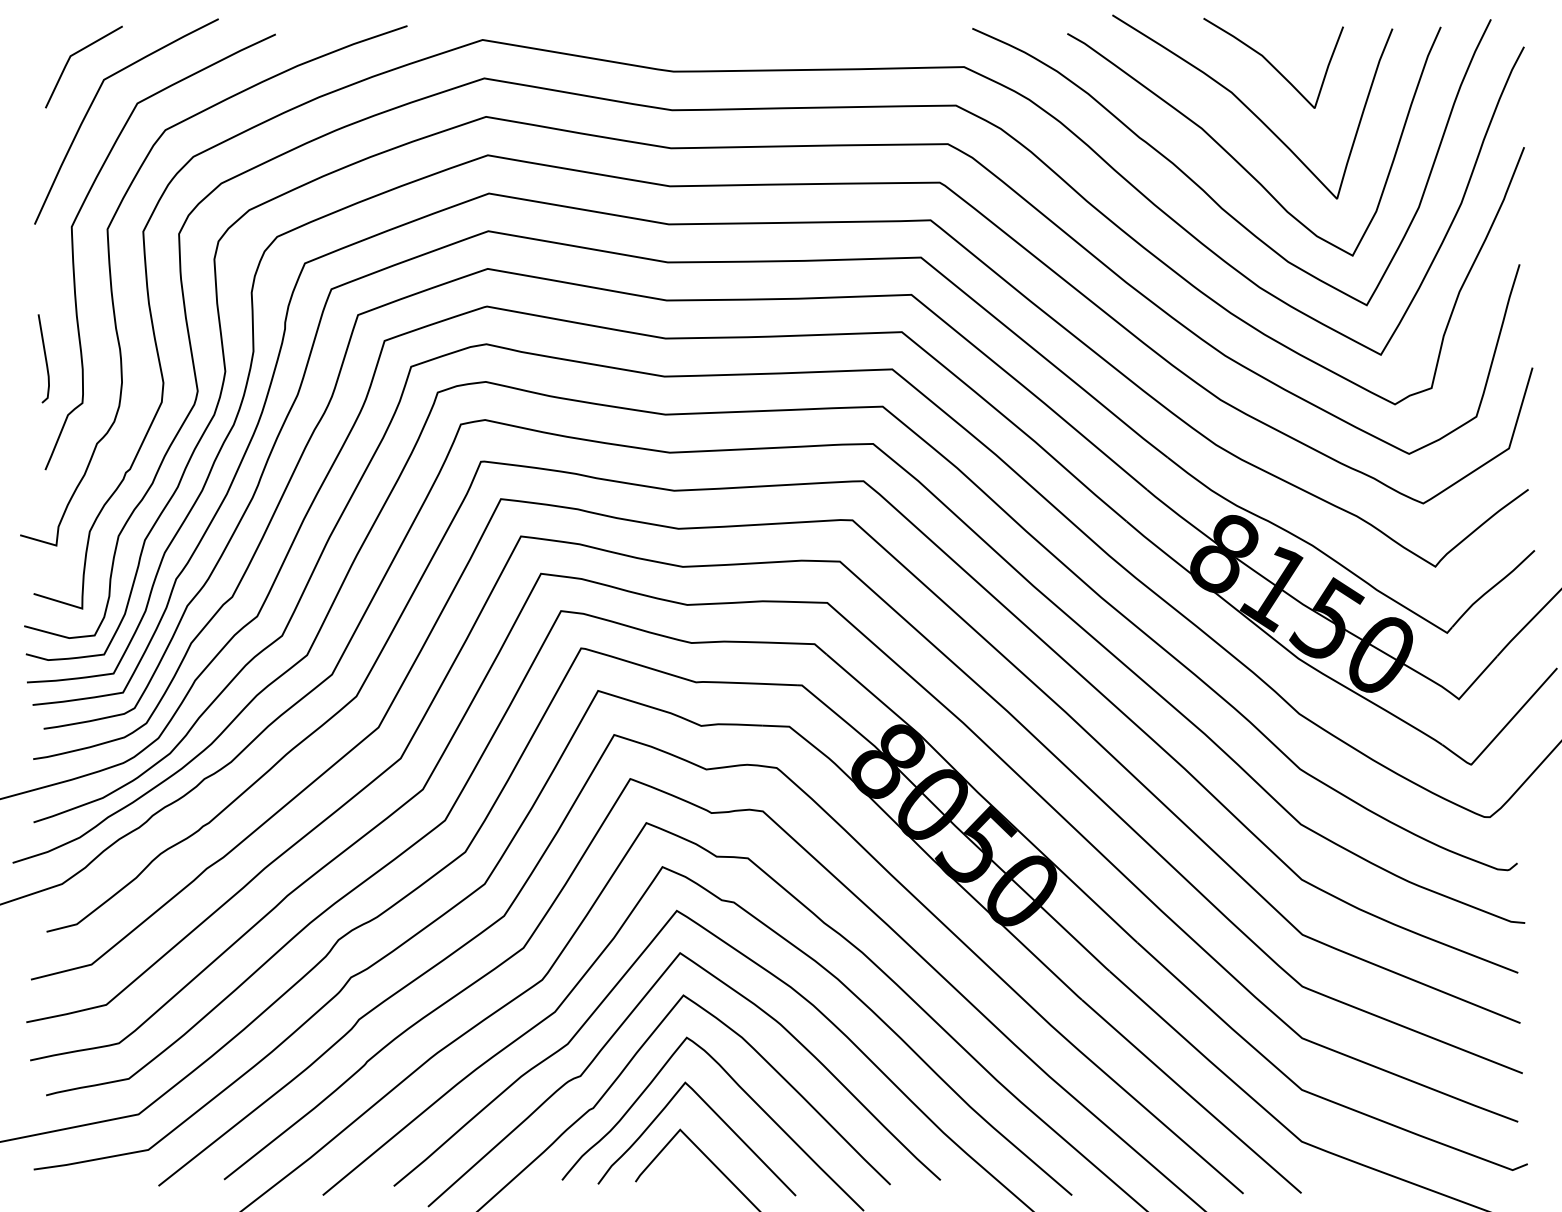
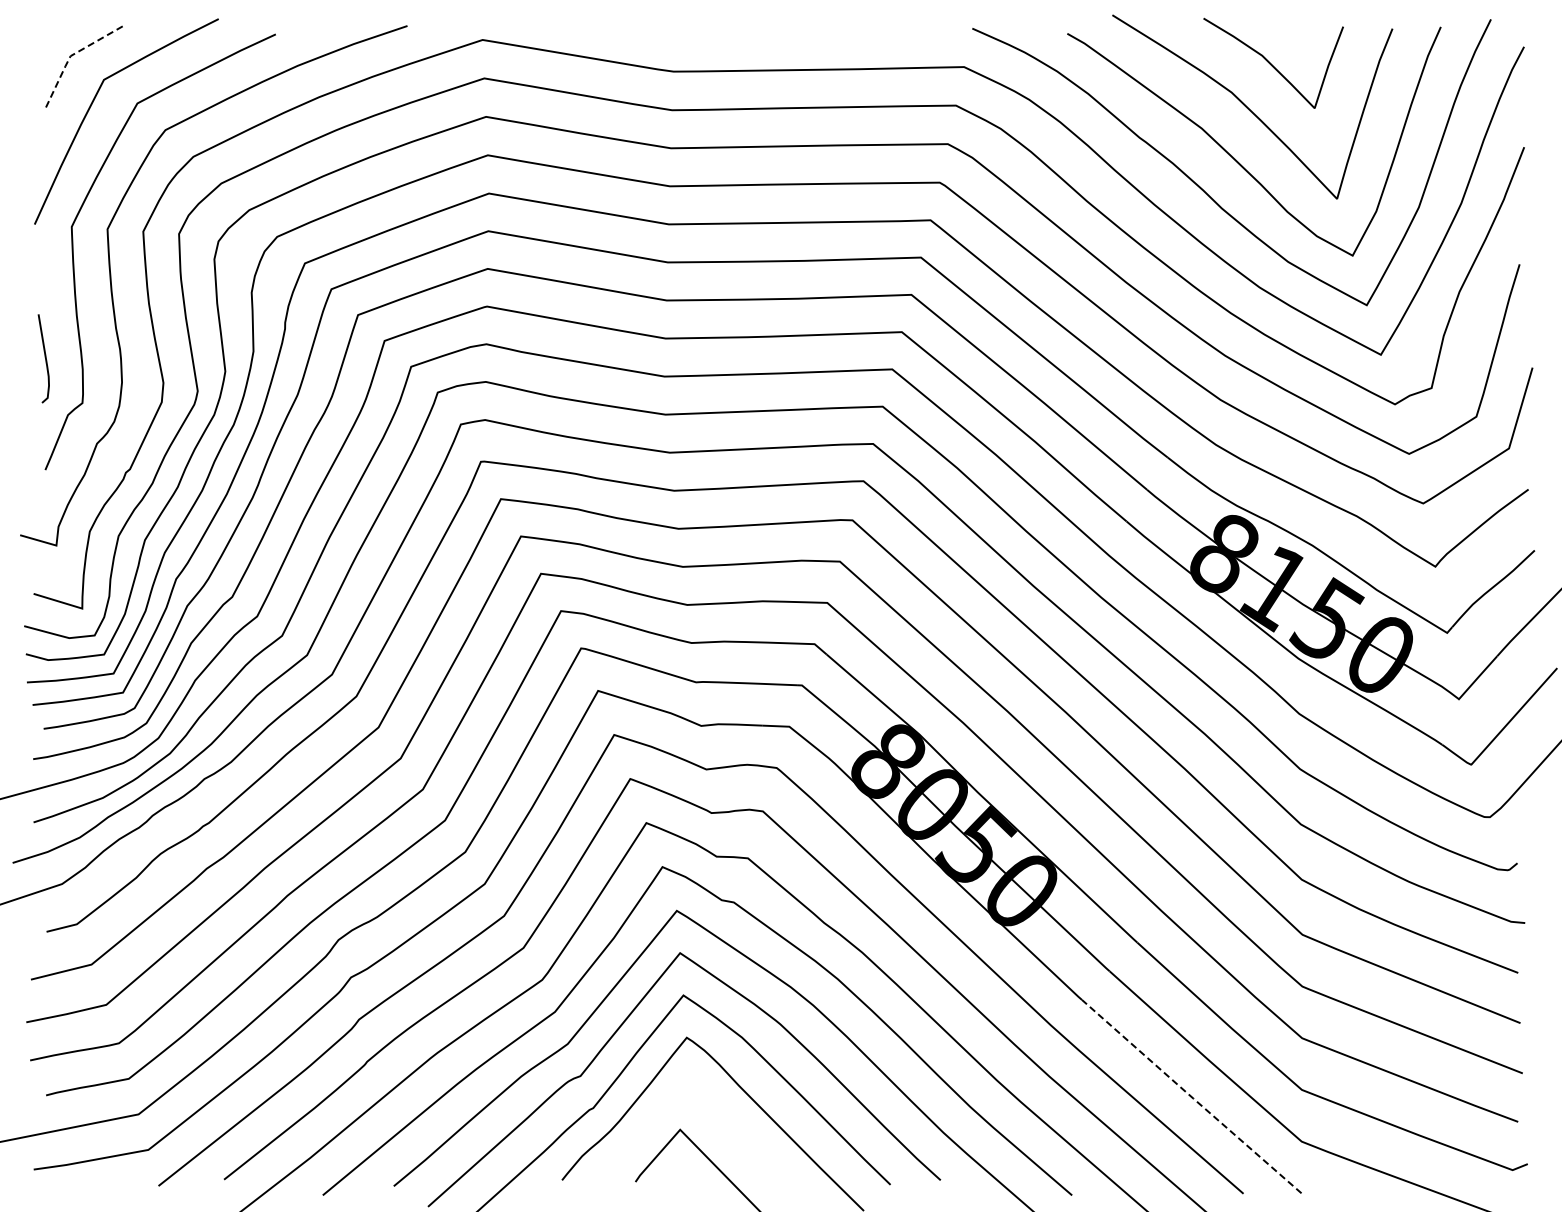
line: solid -> dashed (70, 56)
line: solid -> dashed (1191, 1096)
curve: present -> none (717, 1116)
